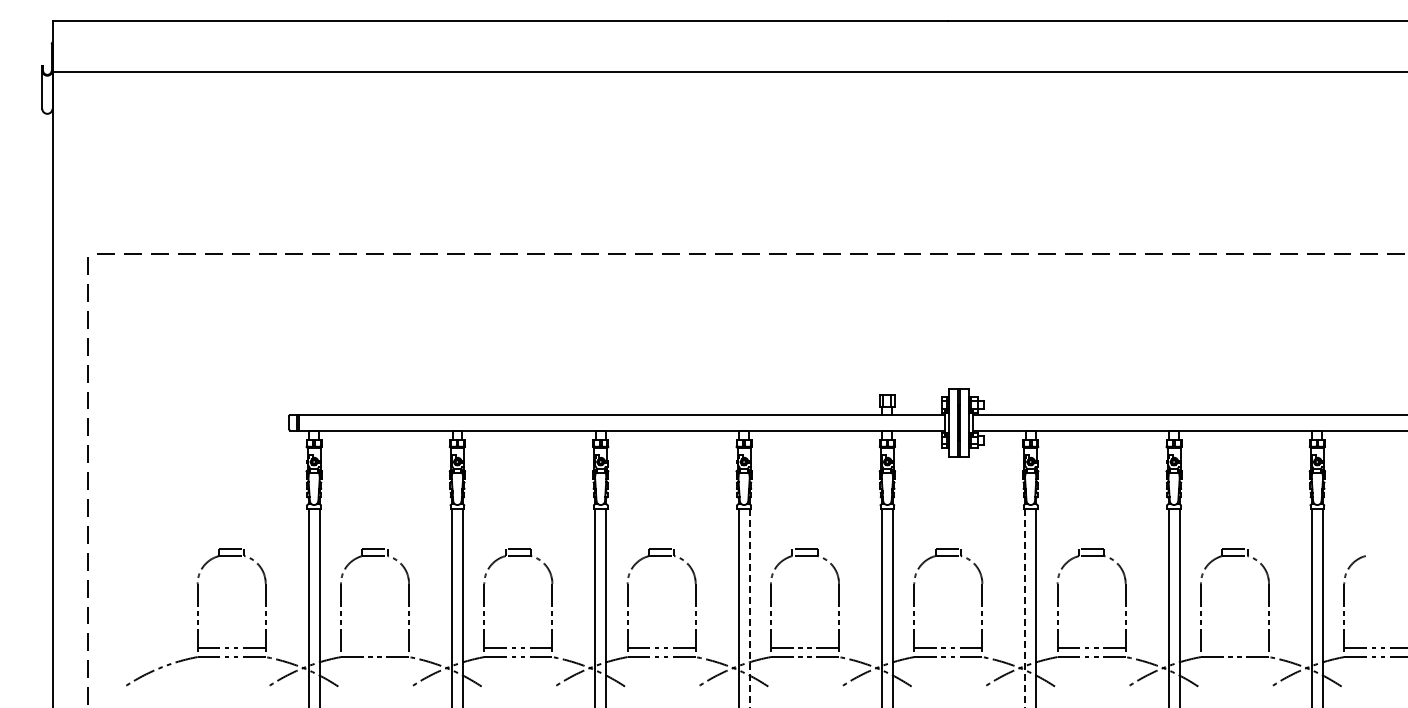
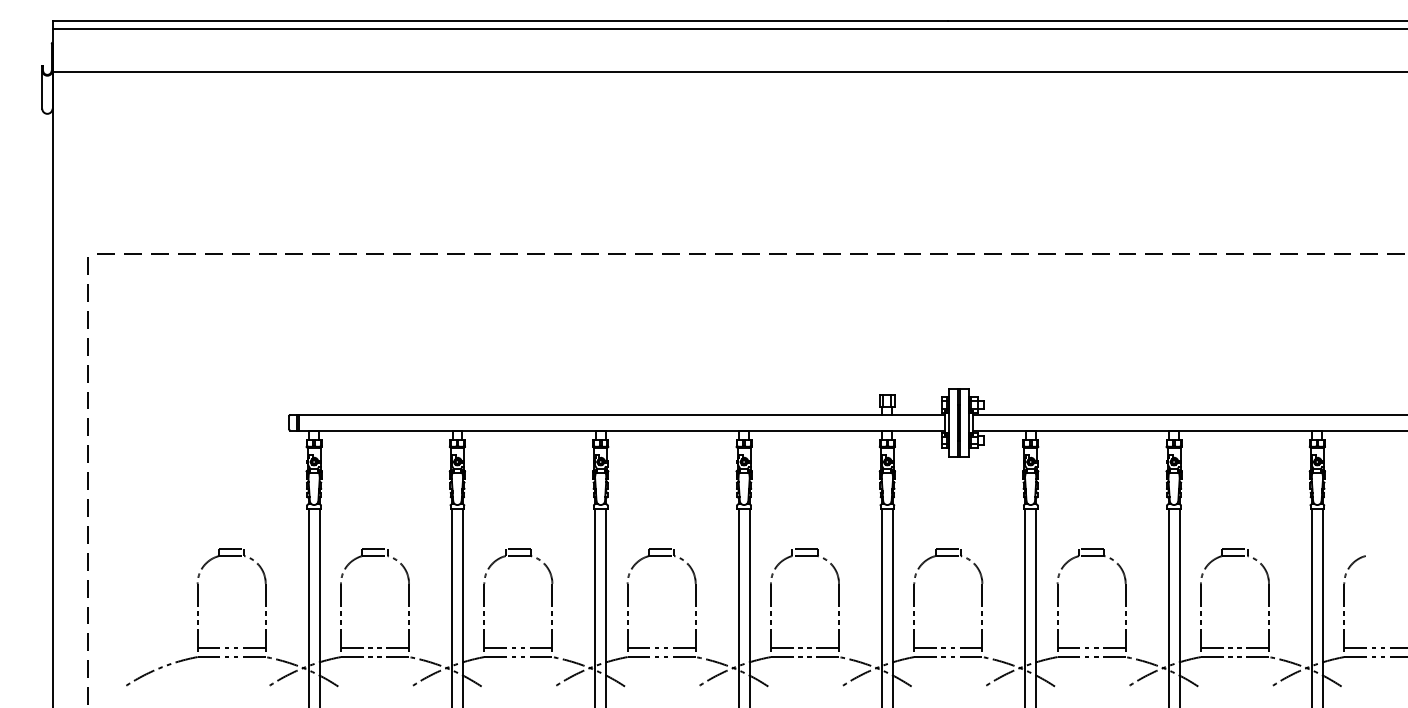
line: none -> present (728, 28)
line: dashed -> solid (749, 608)
line: dashed -> solid (1025, 608)
line: none -> present (374, 648)
line: none -> present (1234, 648)
